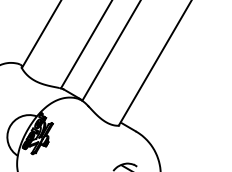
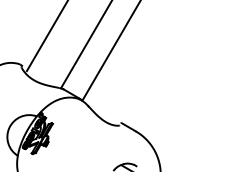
line position: (40, 35) -> (46, 36) (46, 36)
line: present -> none (154, 63)
